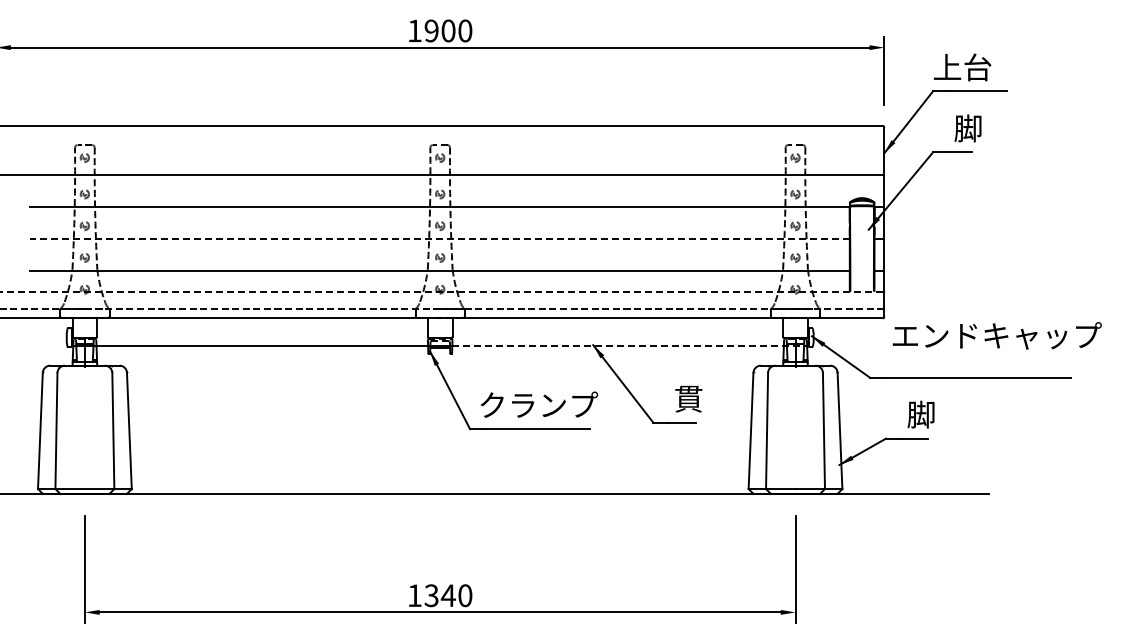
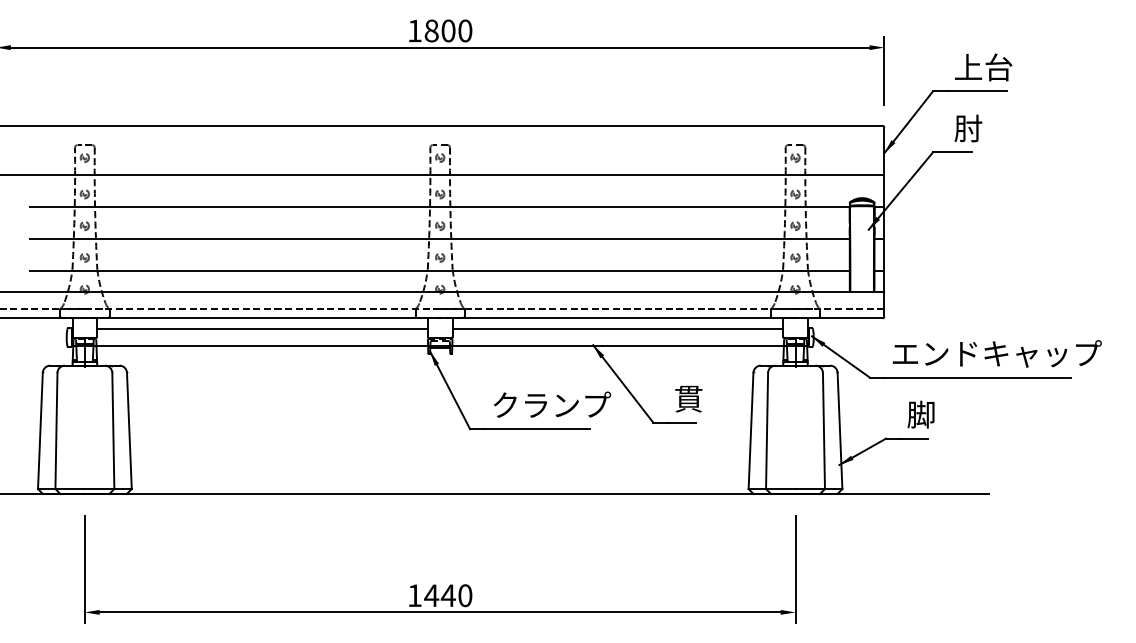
text: 1900 -> 1800 (431, 30)
text position: (962, 67) -> (983, 67) (983, 67)
text: 脚 -> 肘 (968, 128)
line: dashed -> solid (439, 238)
line: dashed -> solid (441, 291)
line: none -> present (262, 329)
line: none -> present (617, 329)
text position: (997, 335) -> (997, 353) (997, 353)
line: dashed -> solid (631, 346)
text position: (539, 404) -> (552, 404) (552, 404)
text: 1340 -> 1440 (431, 595)
